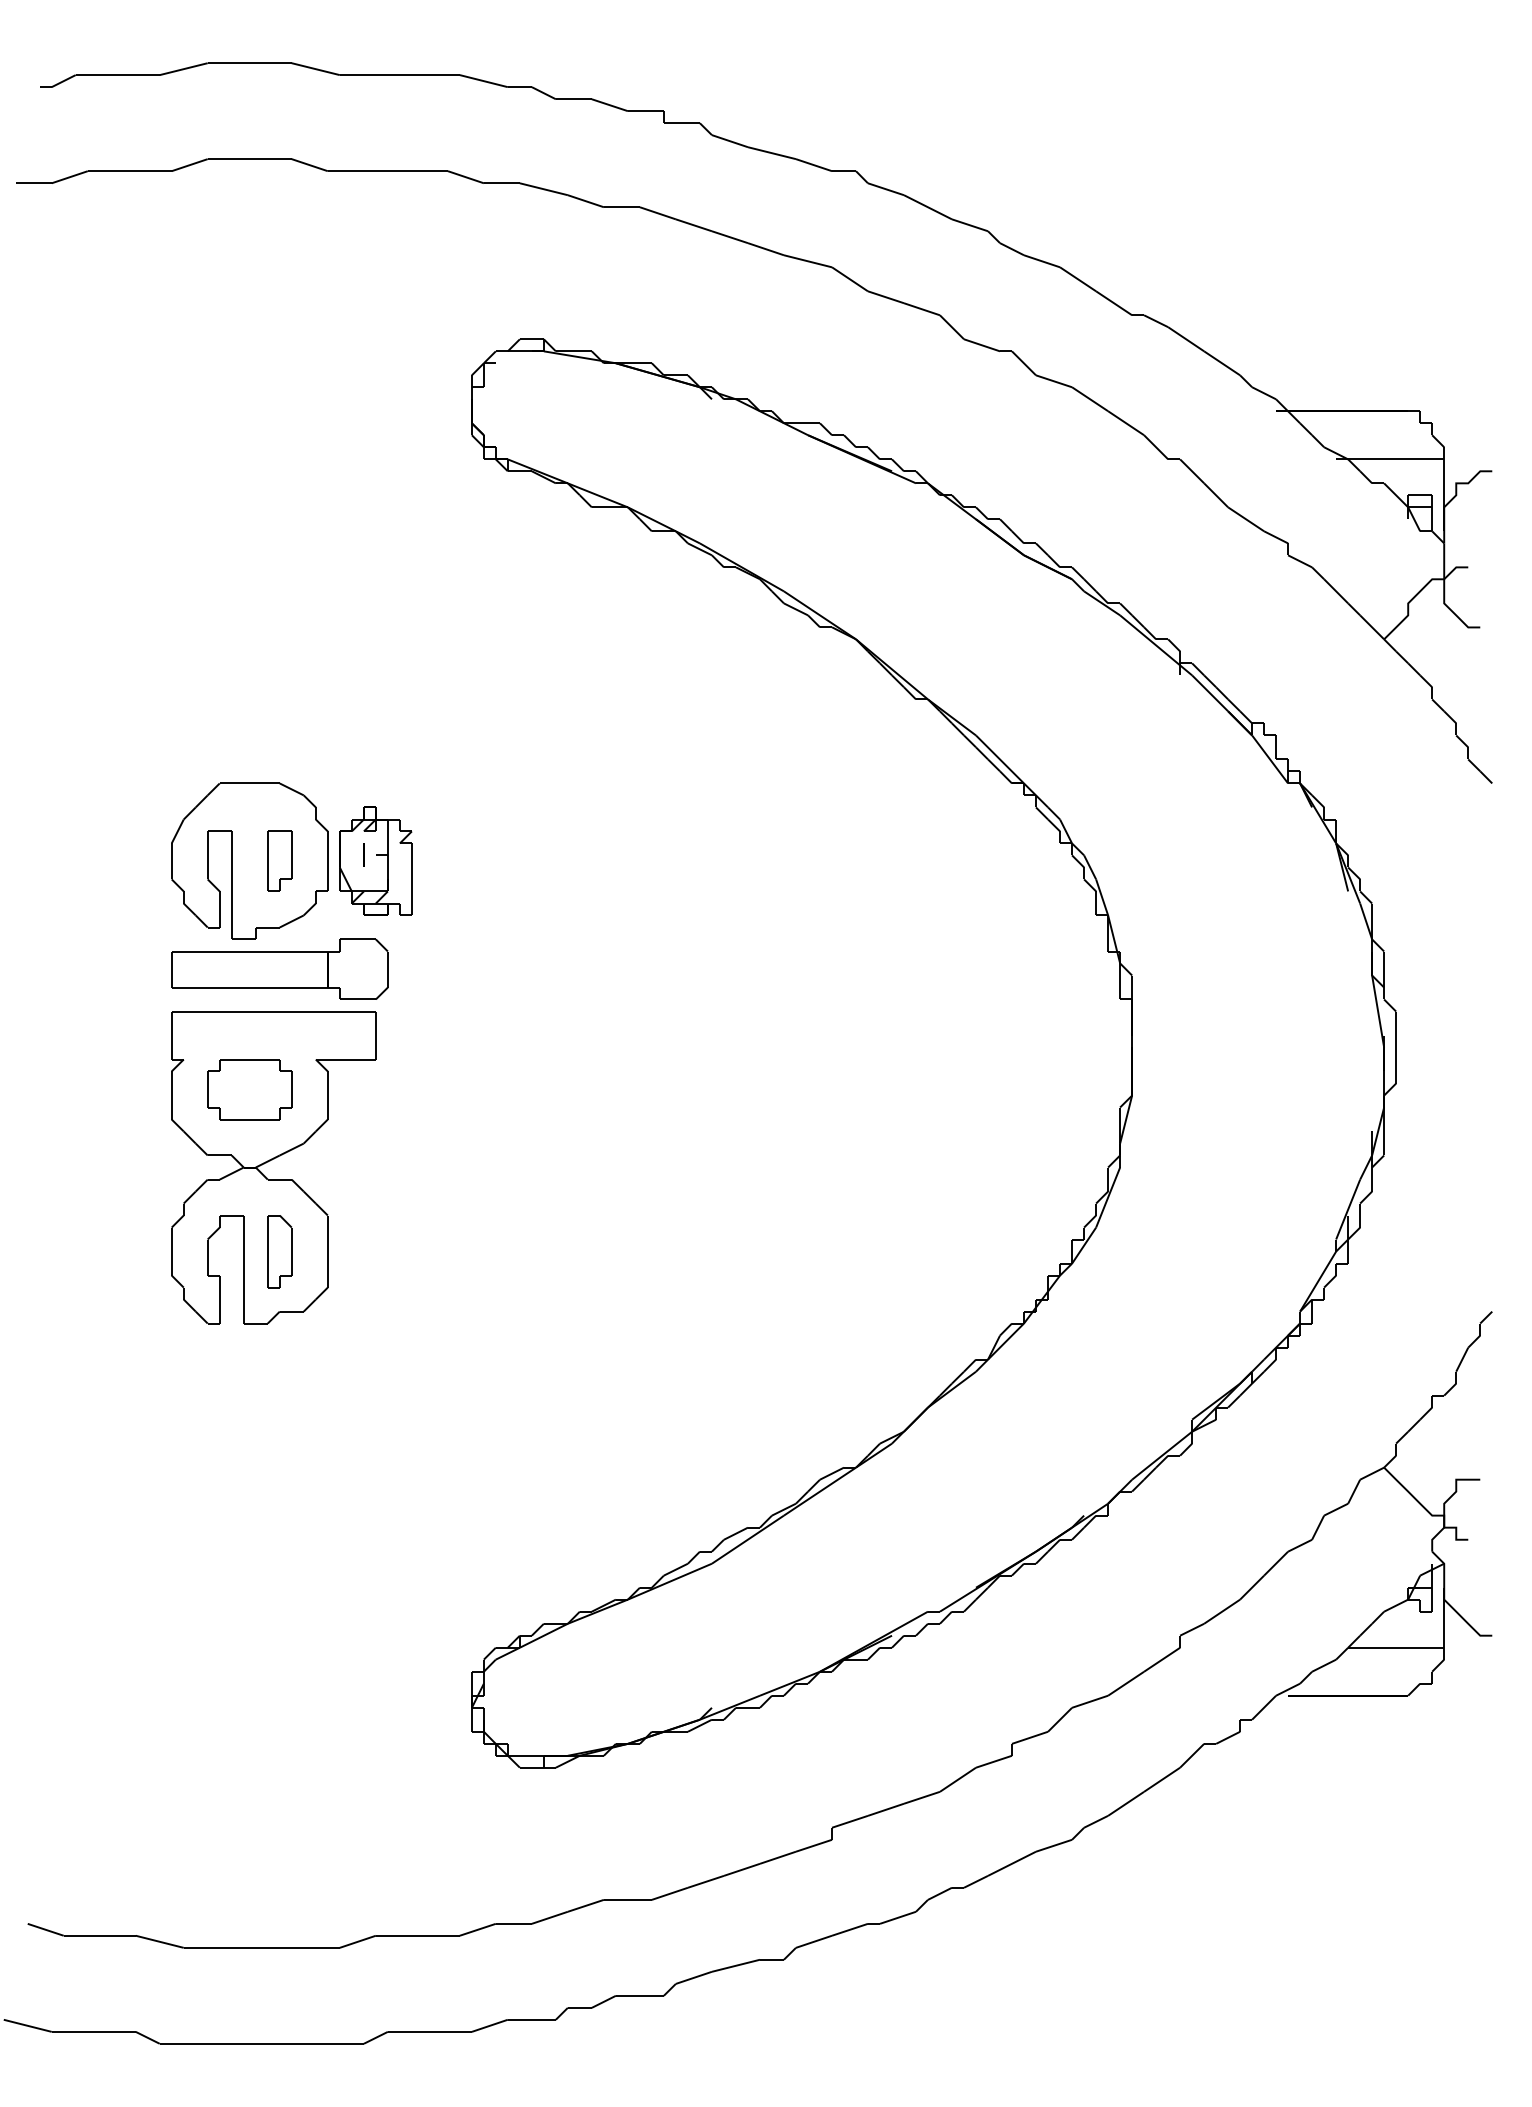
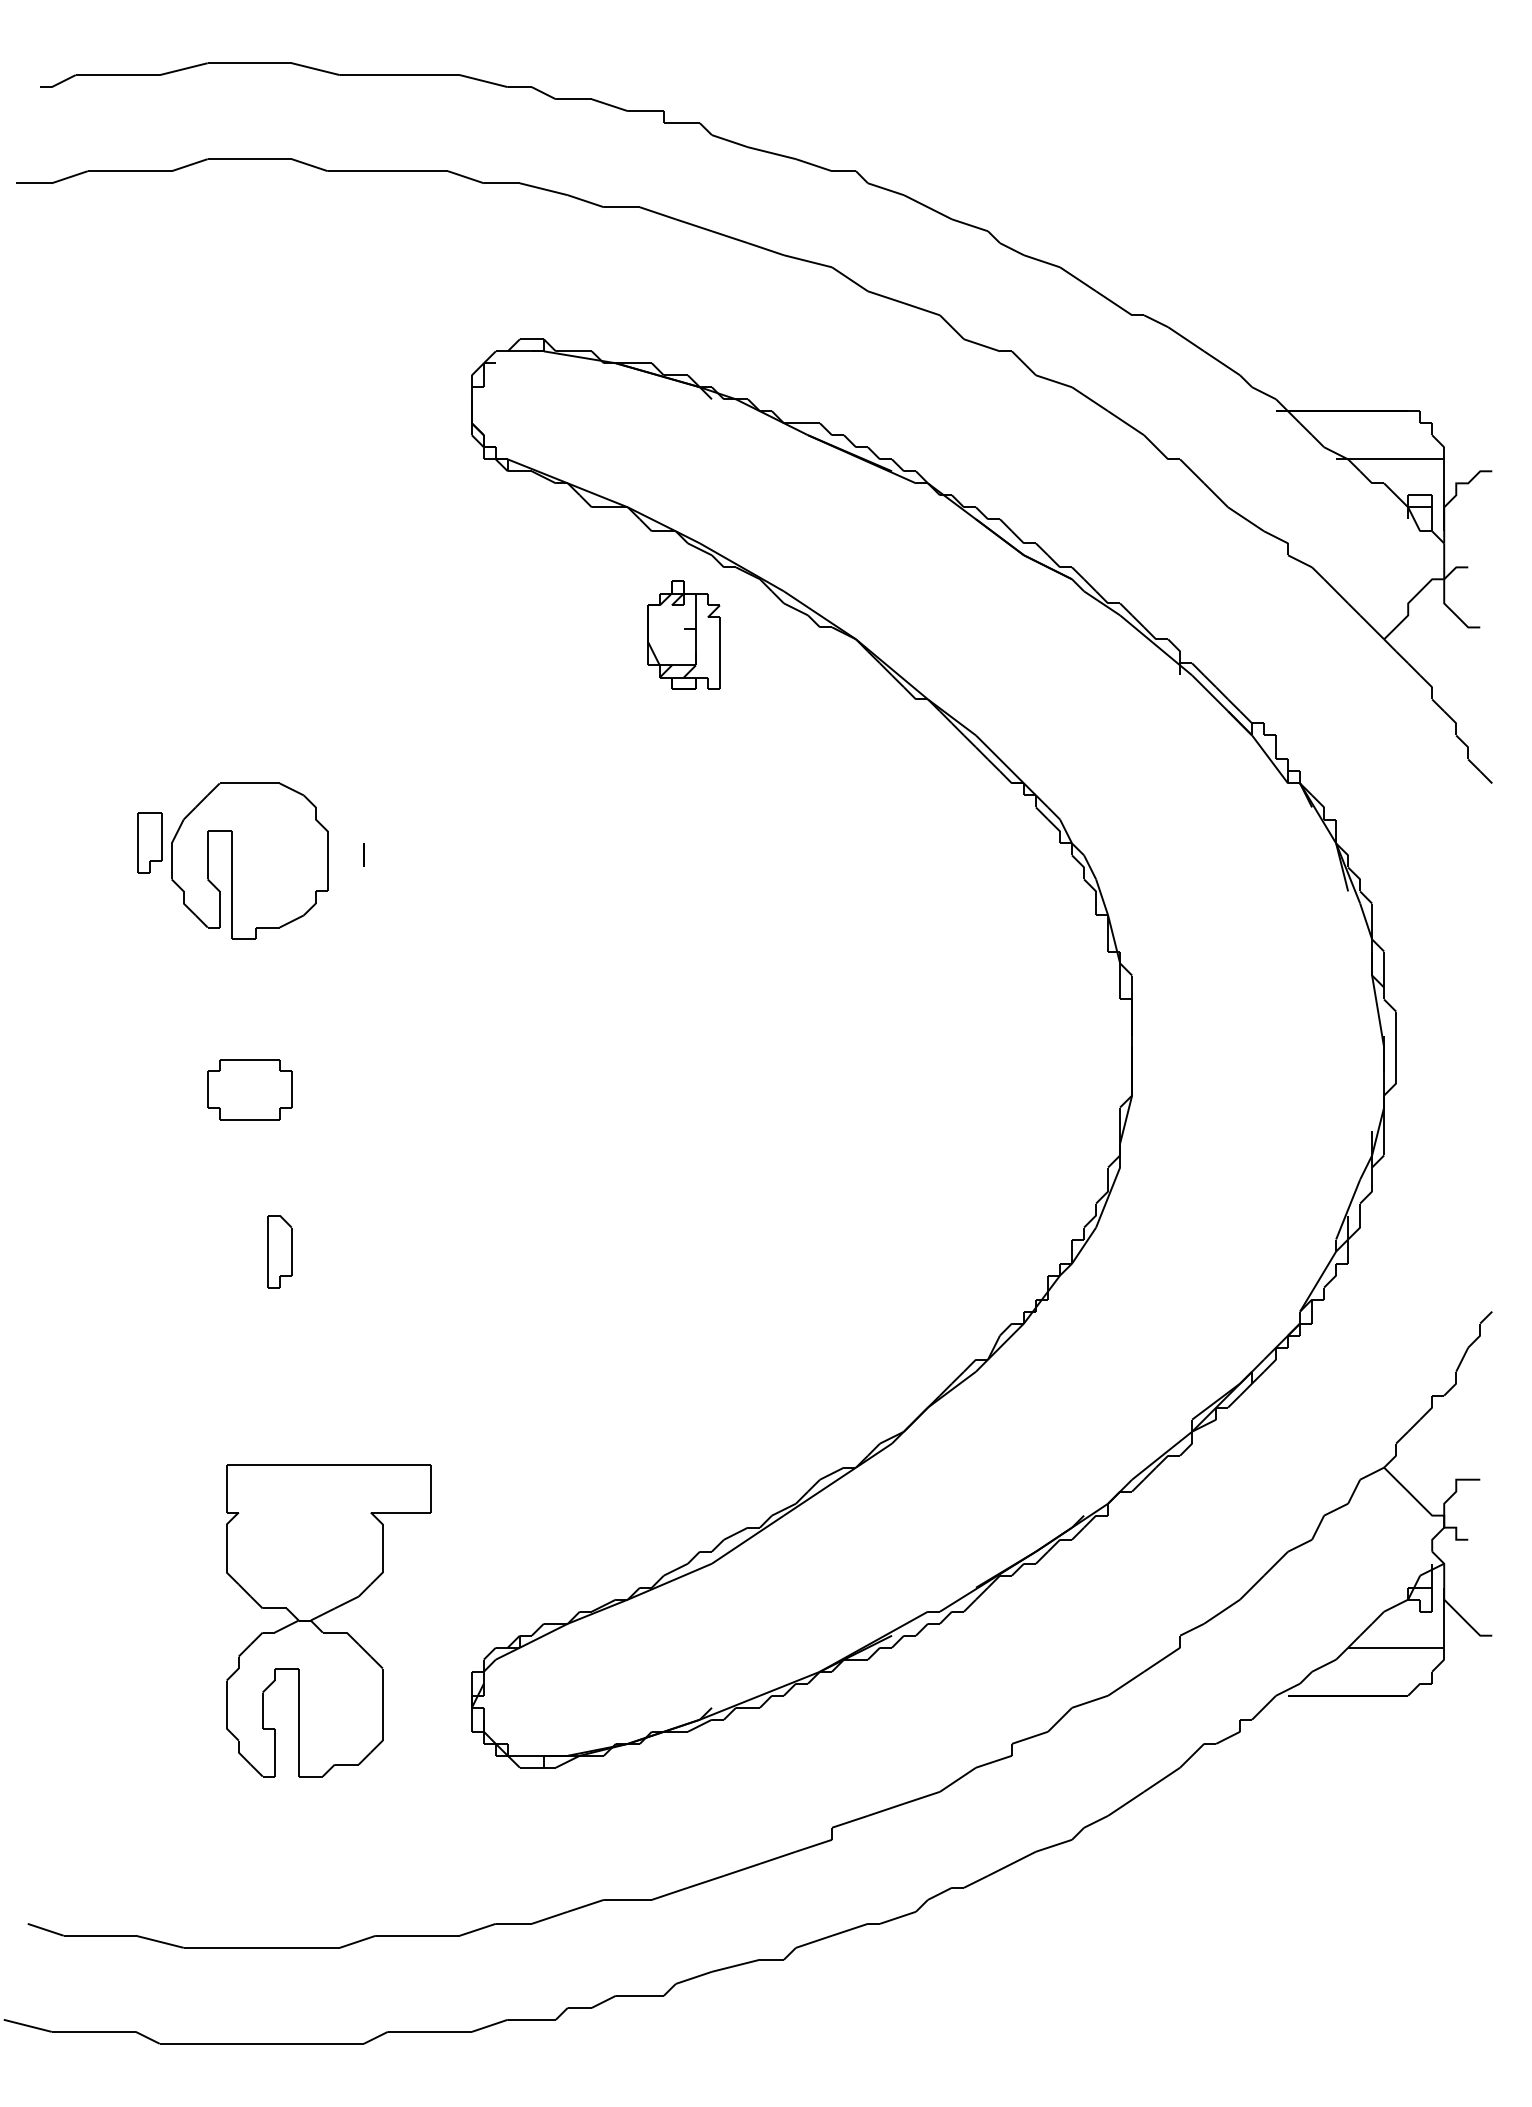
part position: (279, 860) -> (149, 842) (149, 842)
part position: (375, 860) -> (683, 634) (683, 634)
part: present -> none (279, 968)
part position: (270, 1161) -> (325, 1614) (325, 1614)
